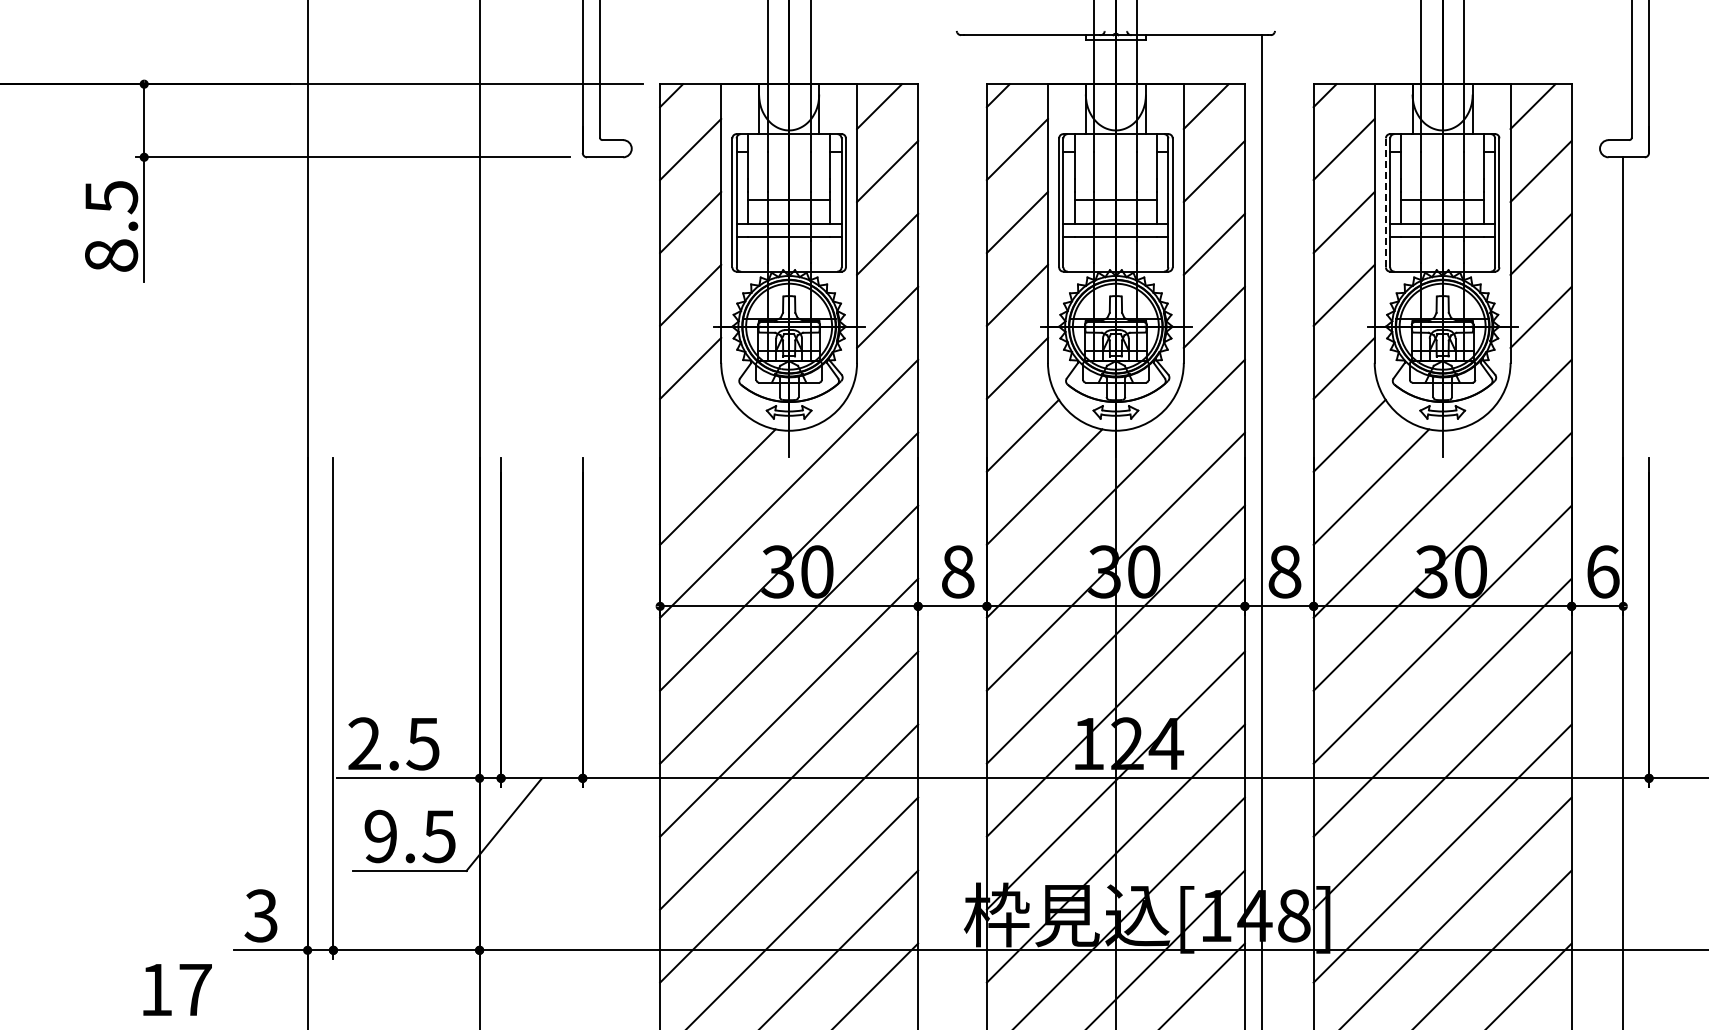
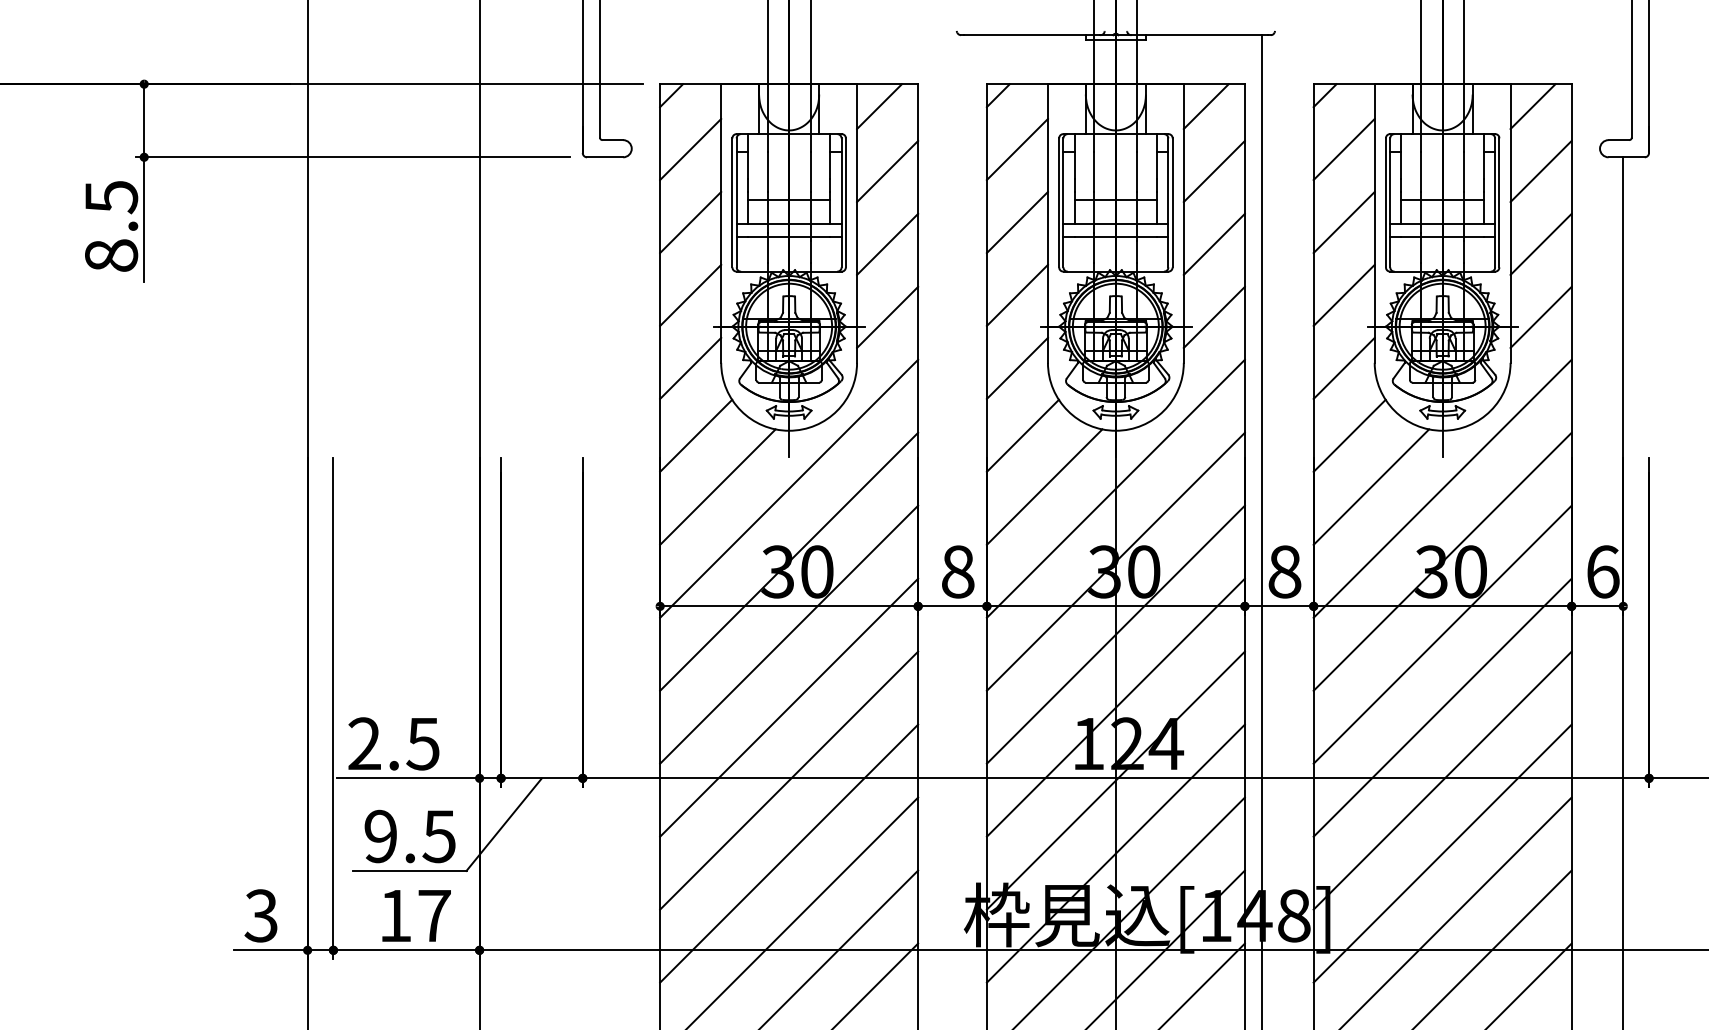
line: dashed -> solid (1385, 202)
line: none -> present (696, 435)
text position: (177, 989) -> (416, 915) (416, 915)
